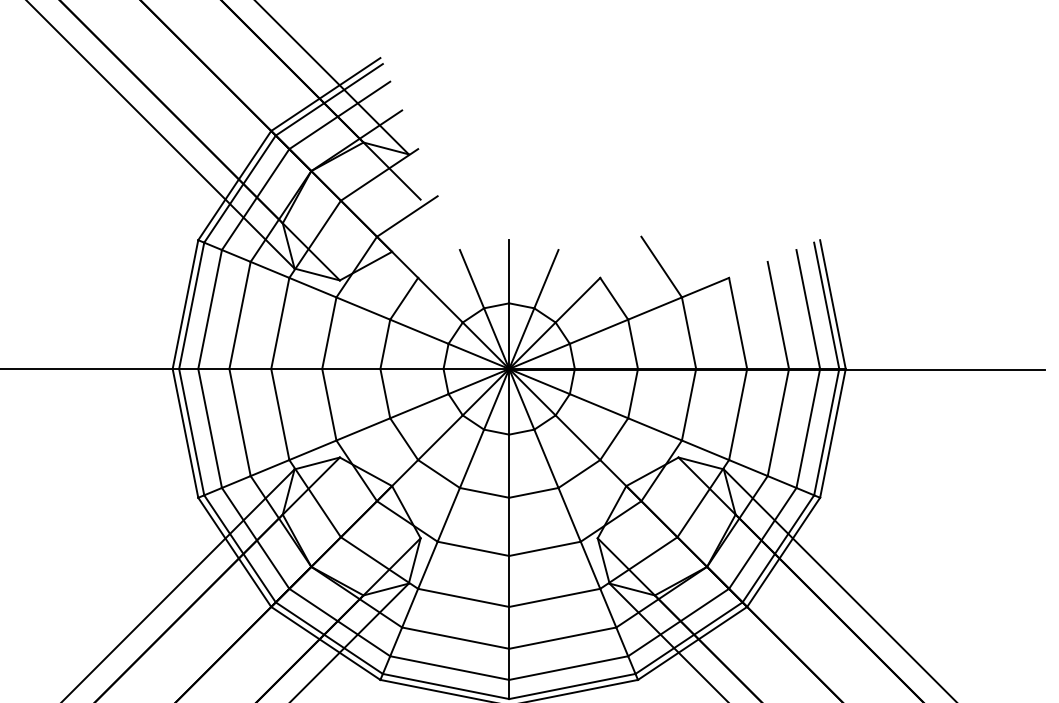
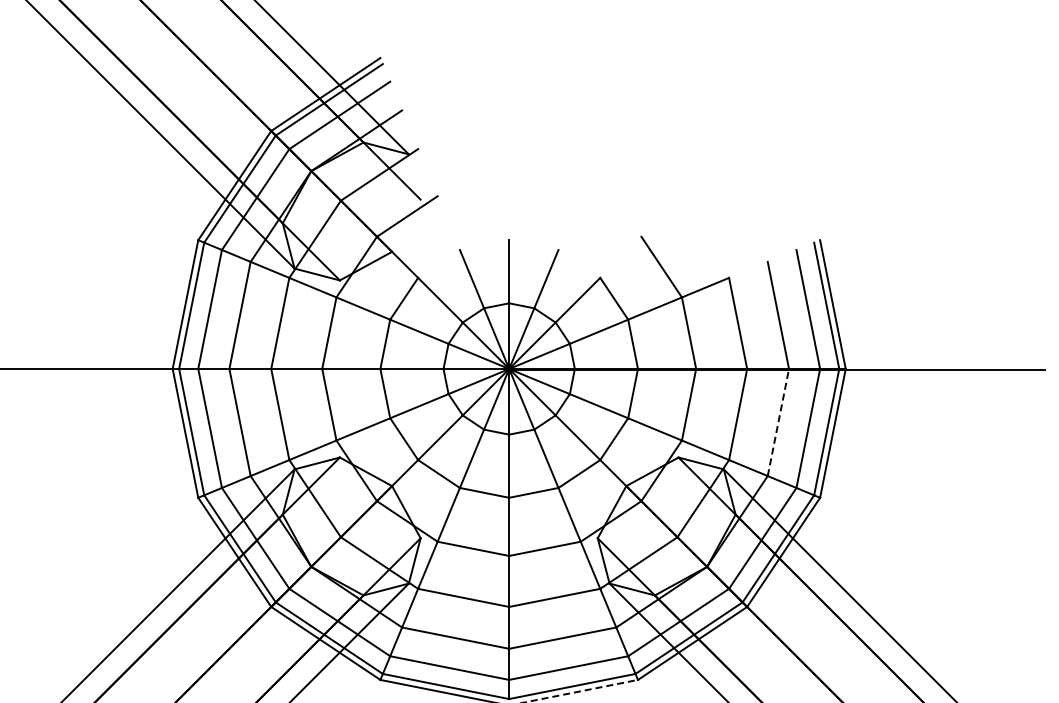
line: solid -> dashed (778, 422)
line: solid -> dashed (580, 691)
